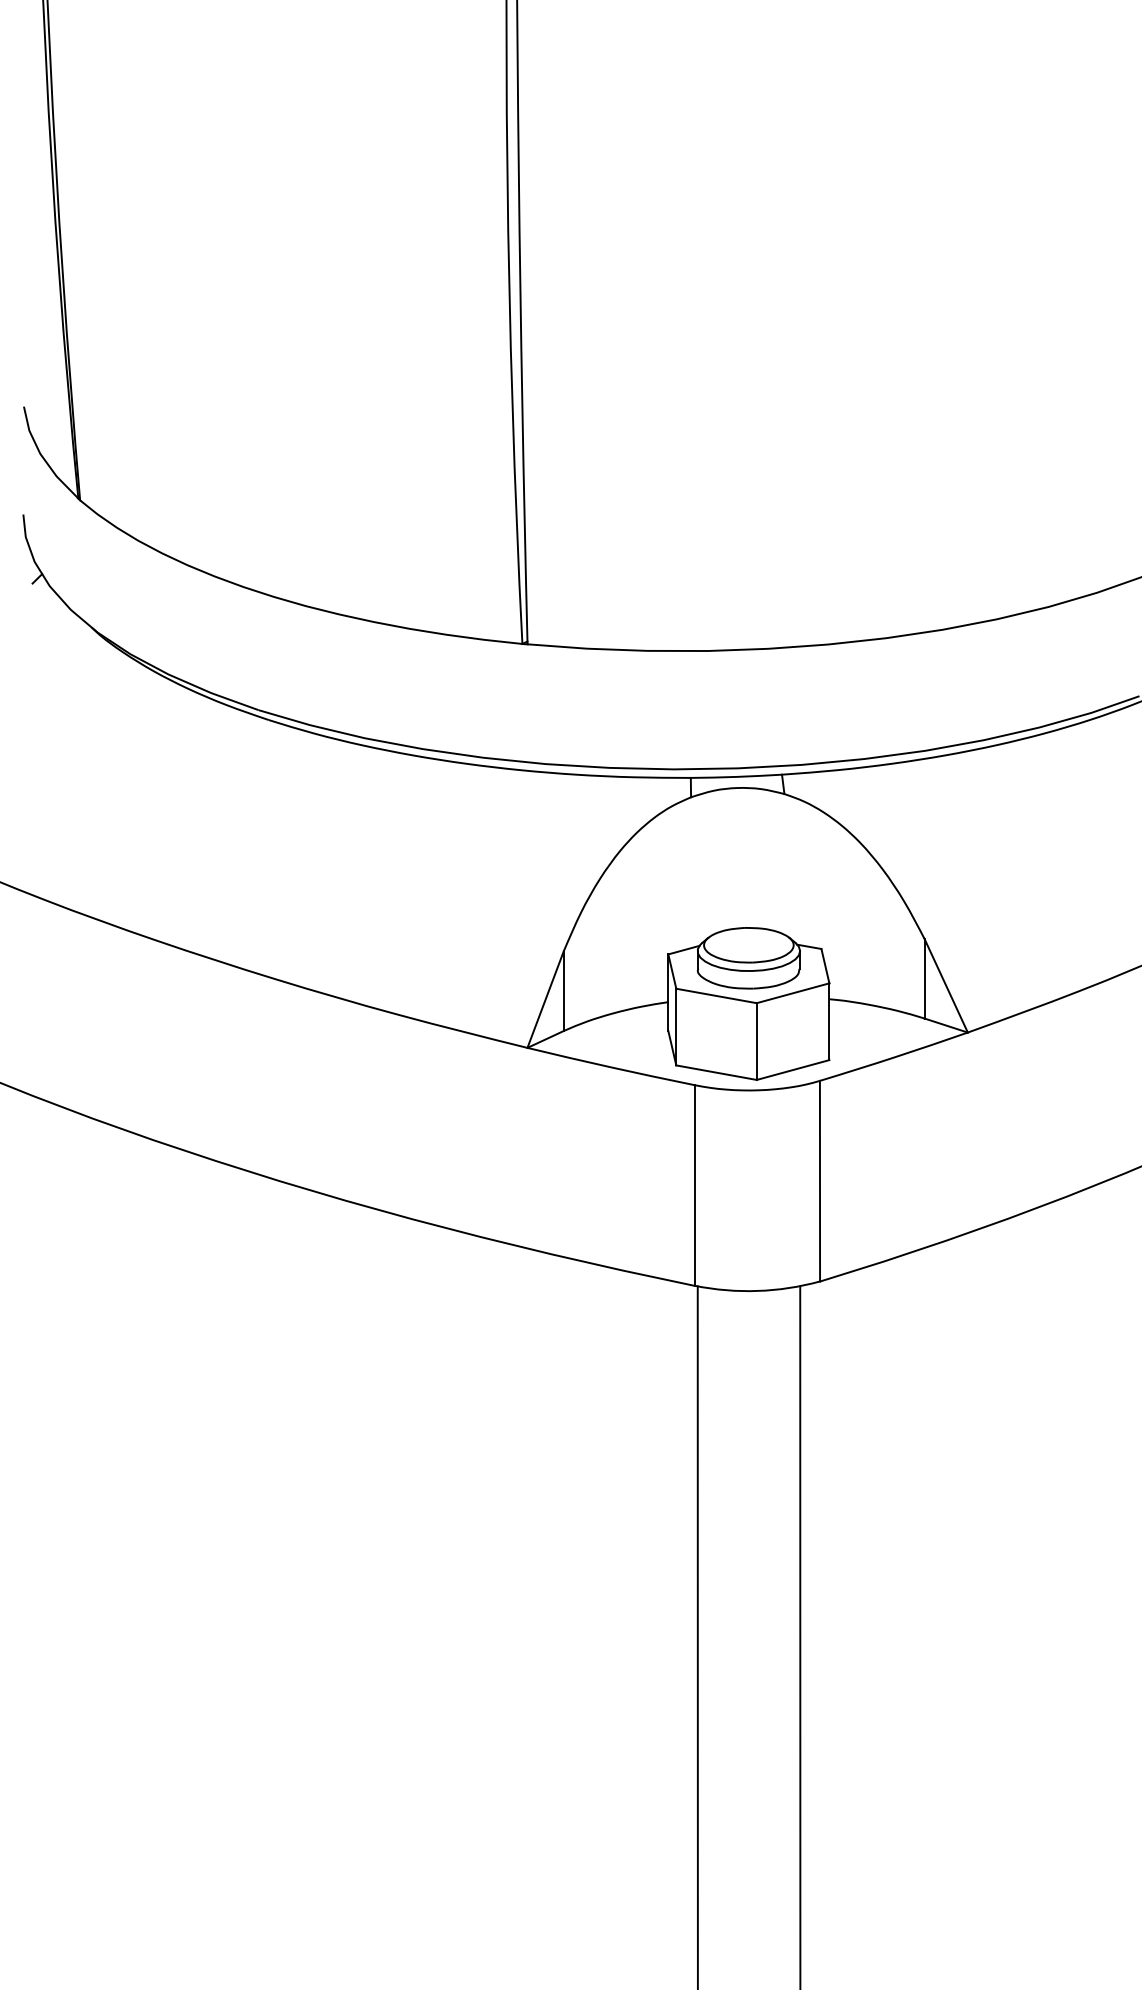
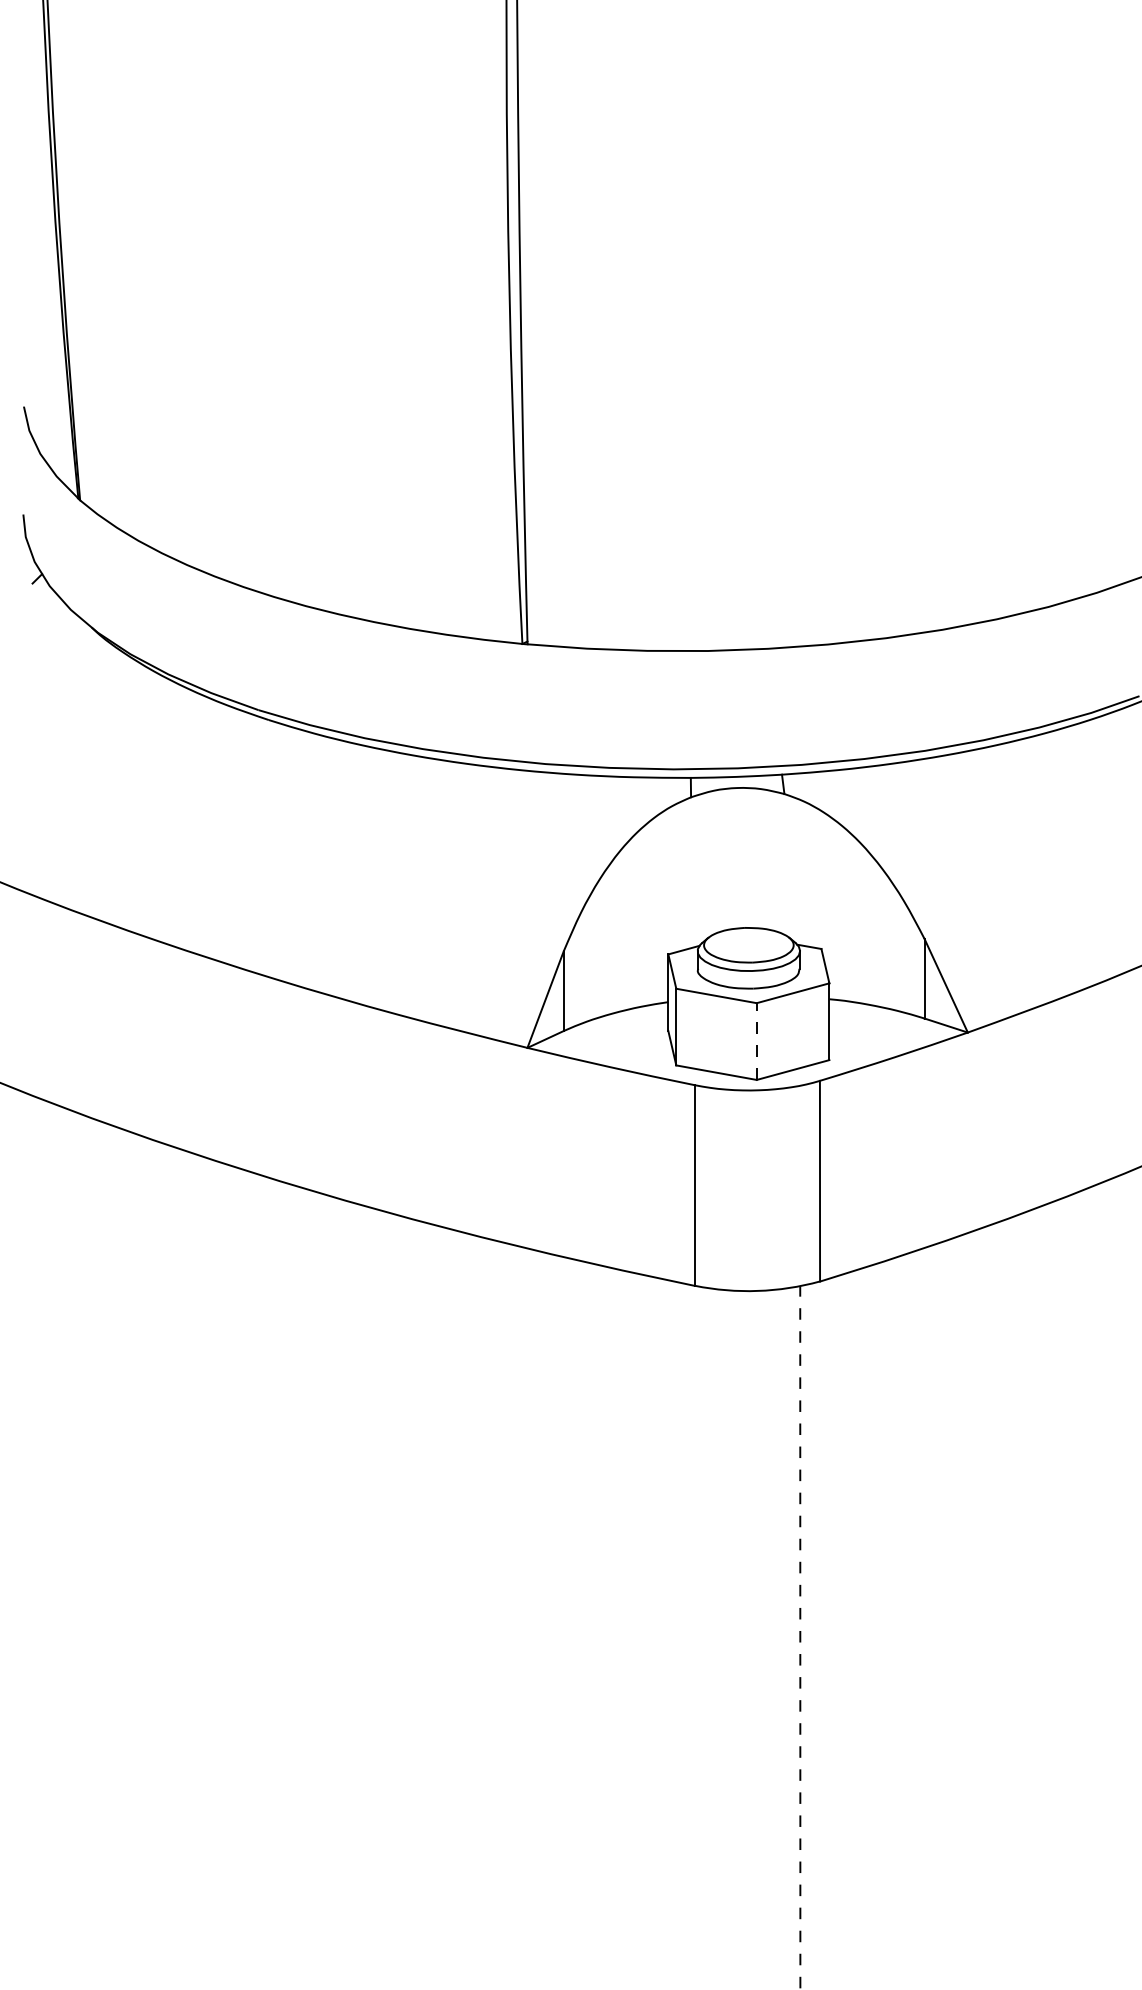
line: solid -> dashed (756, 1041)
line: present -> none (697, 1636)
line: solid -> dashed (800, 1637)
